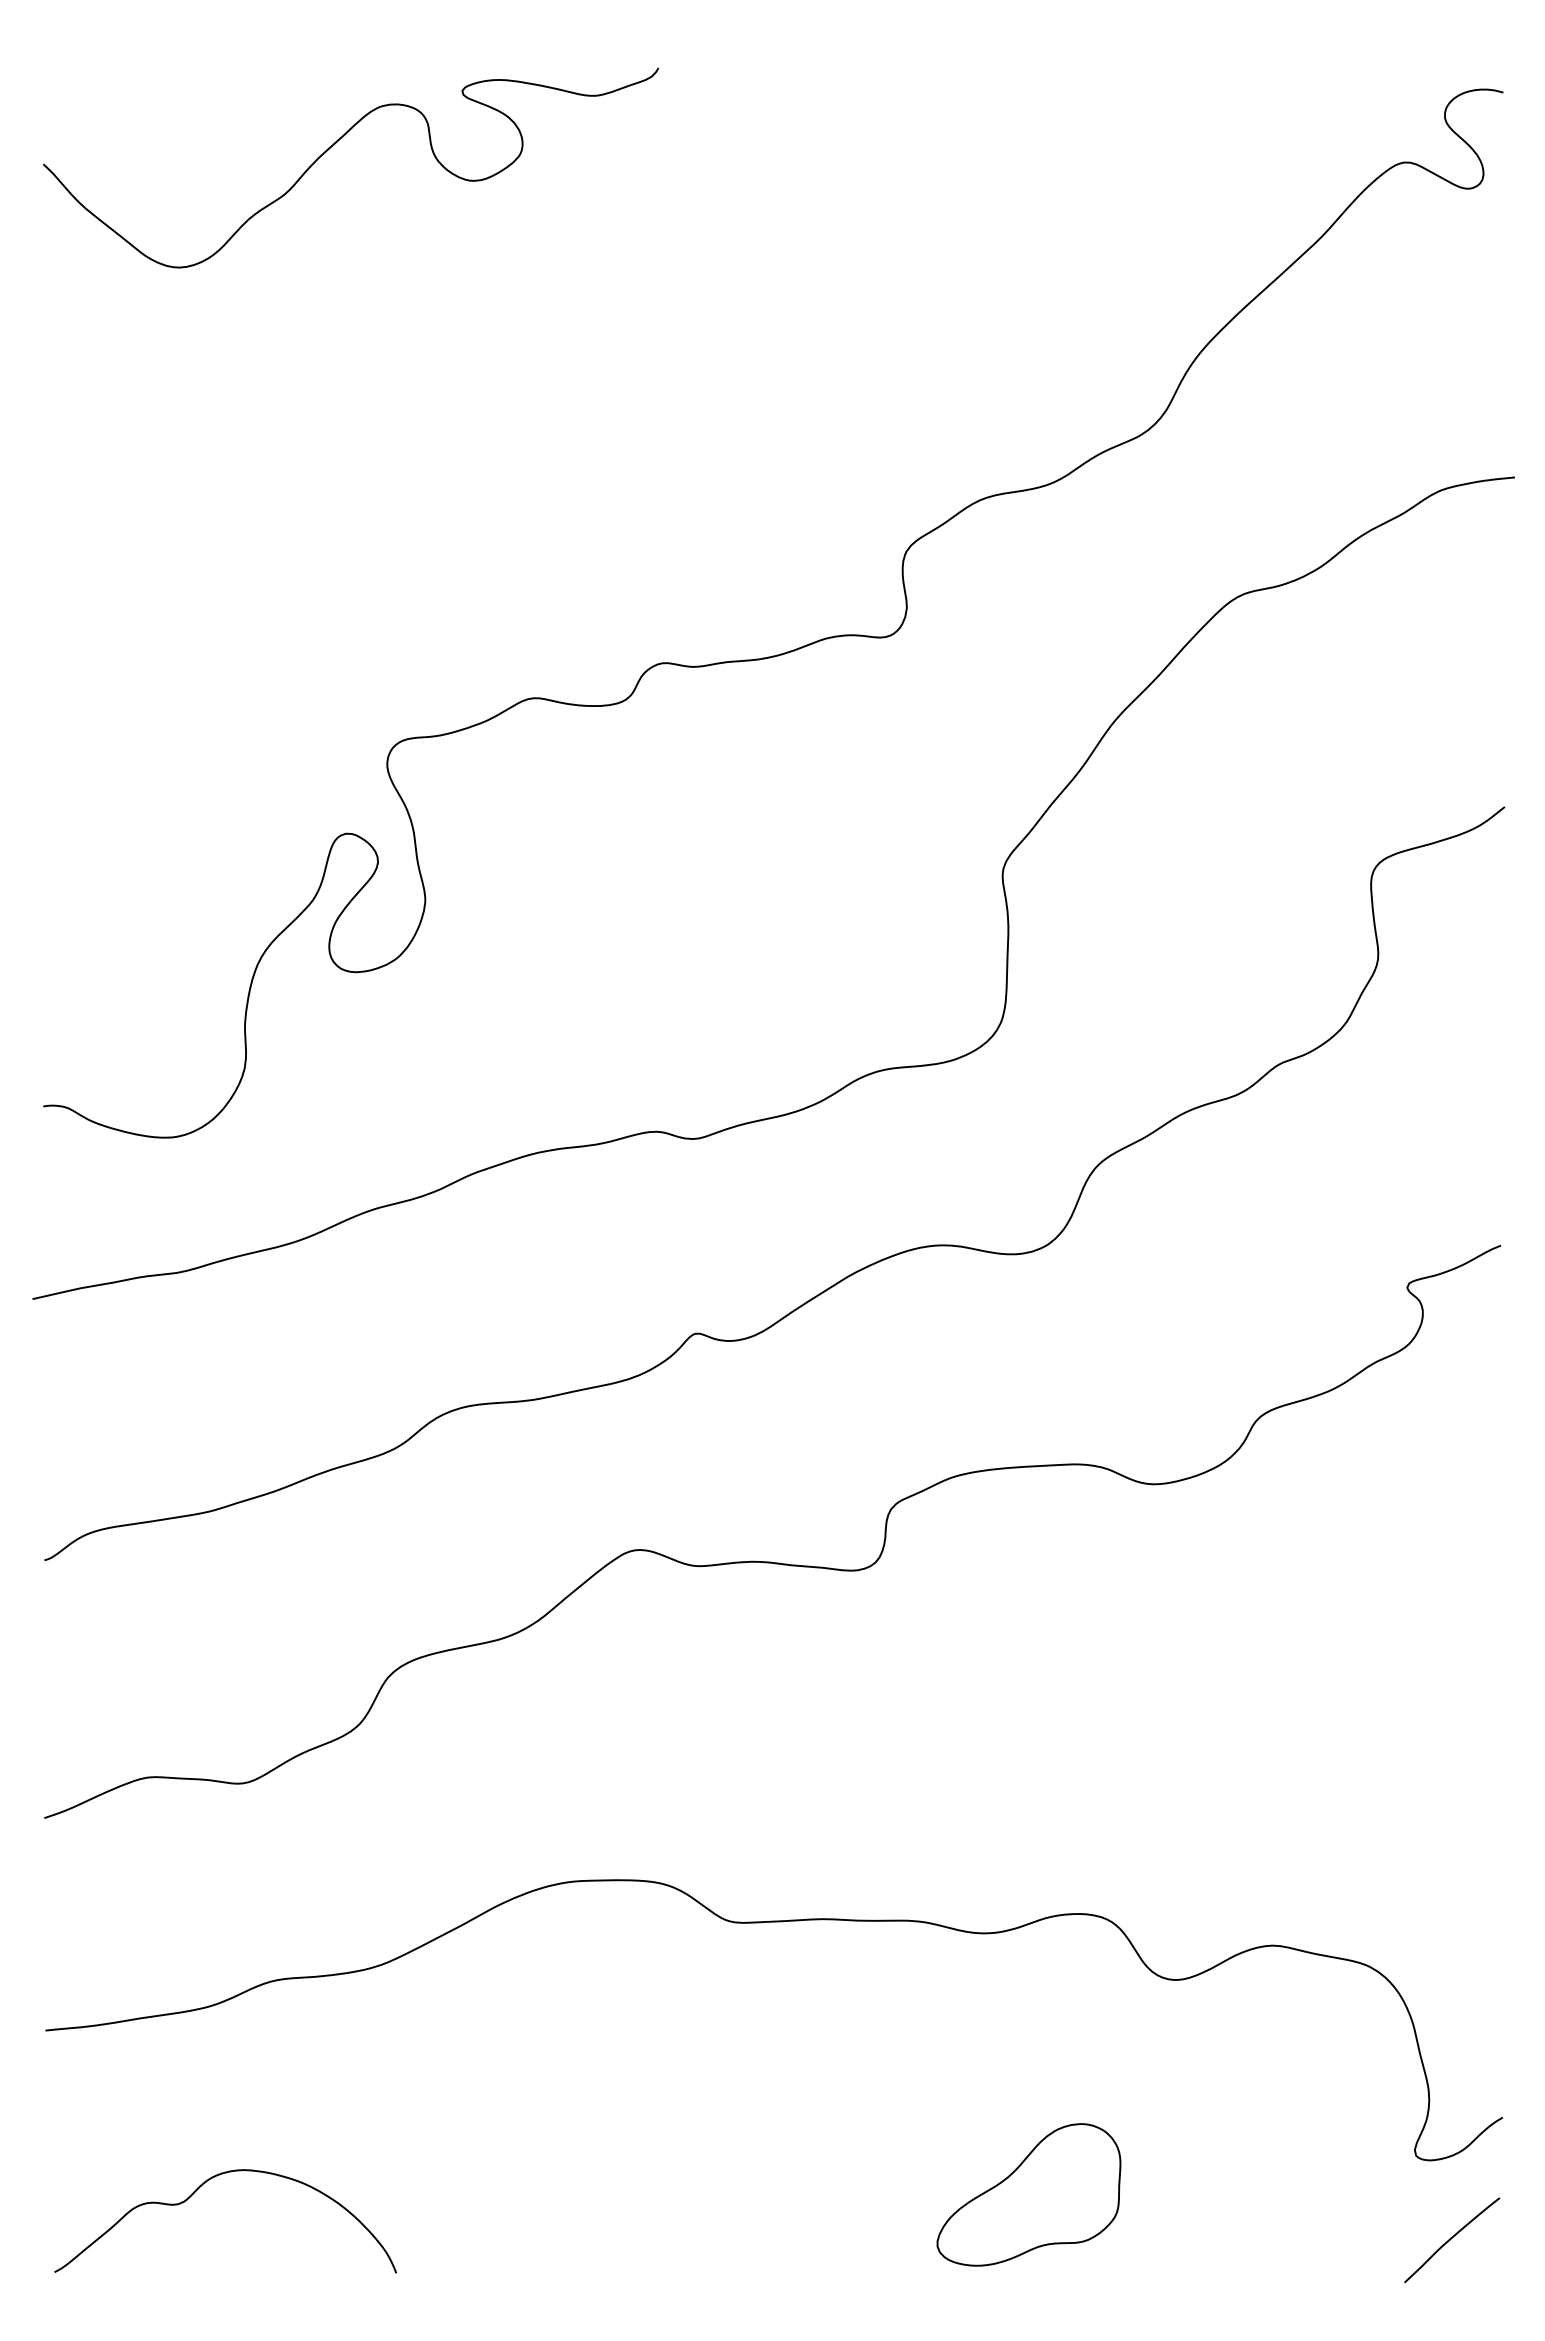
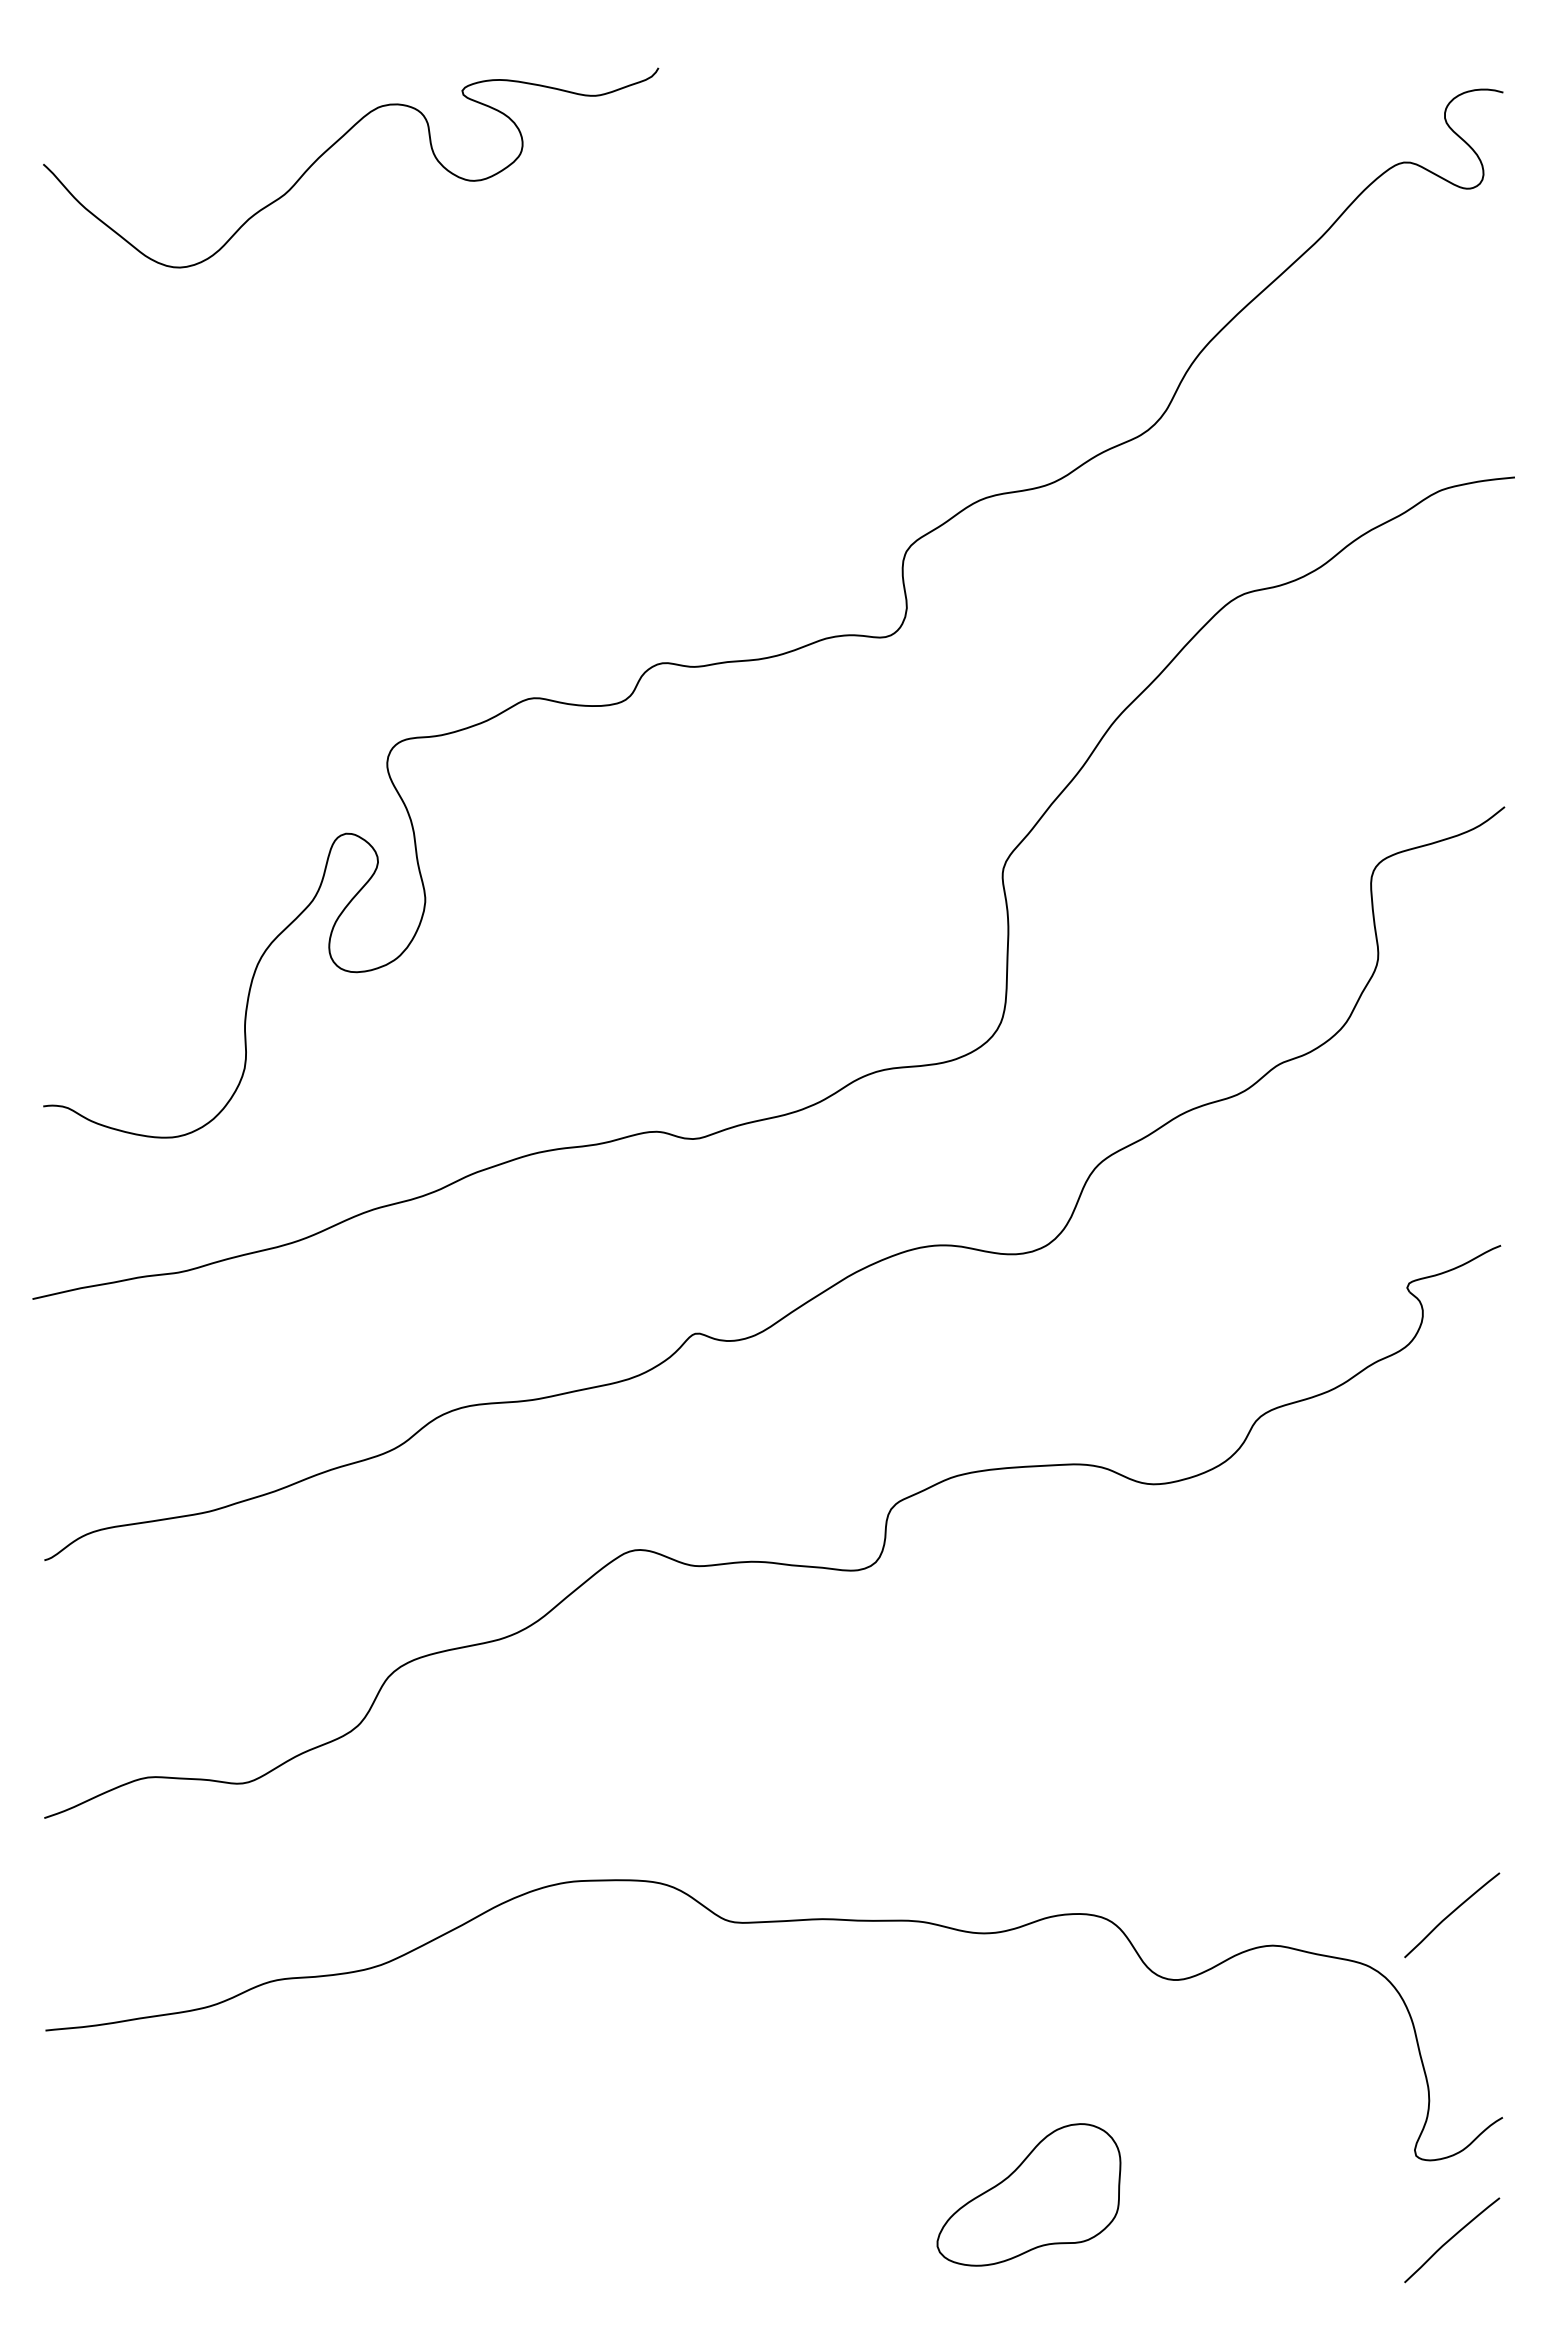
curve: none -> present (1451, 1914)
curve: present -> none (196, 2191)
